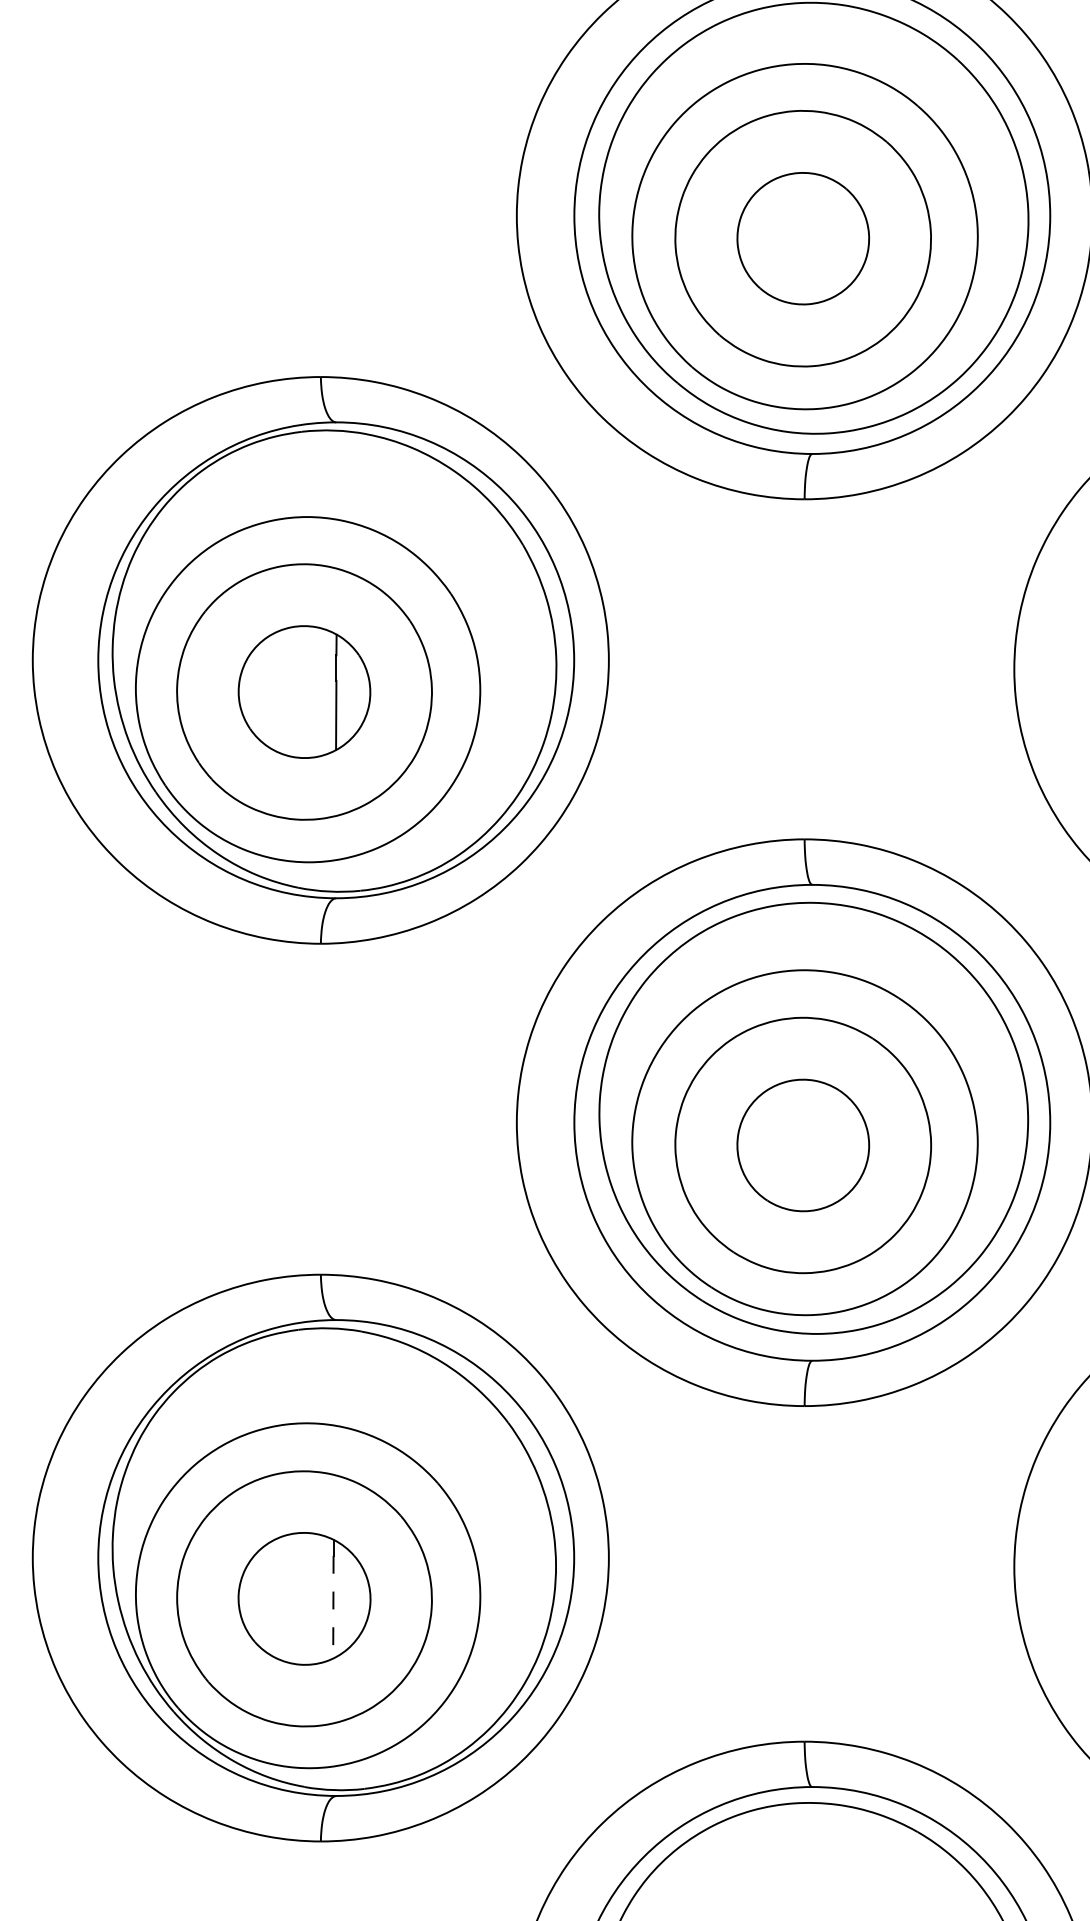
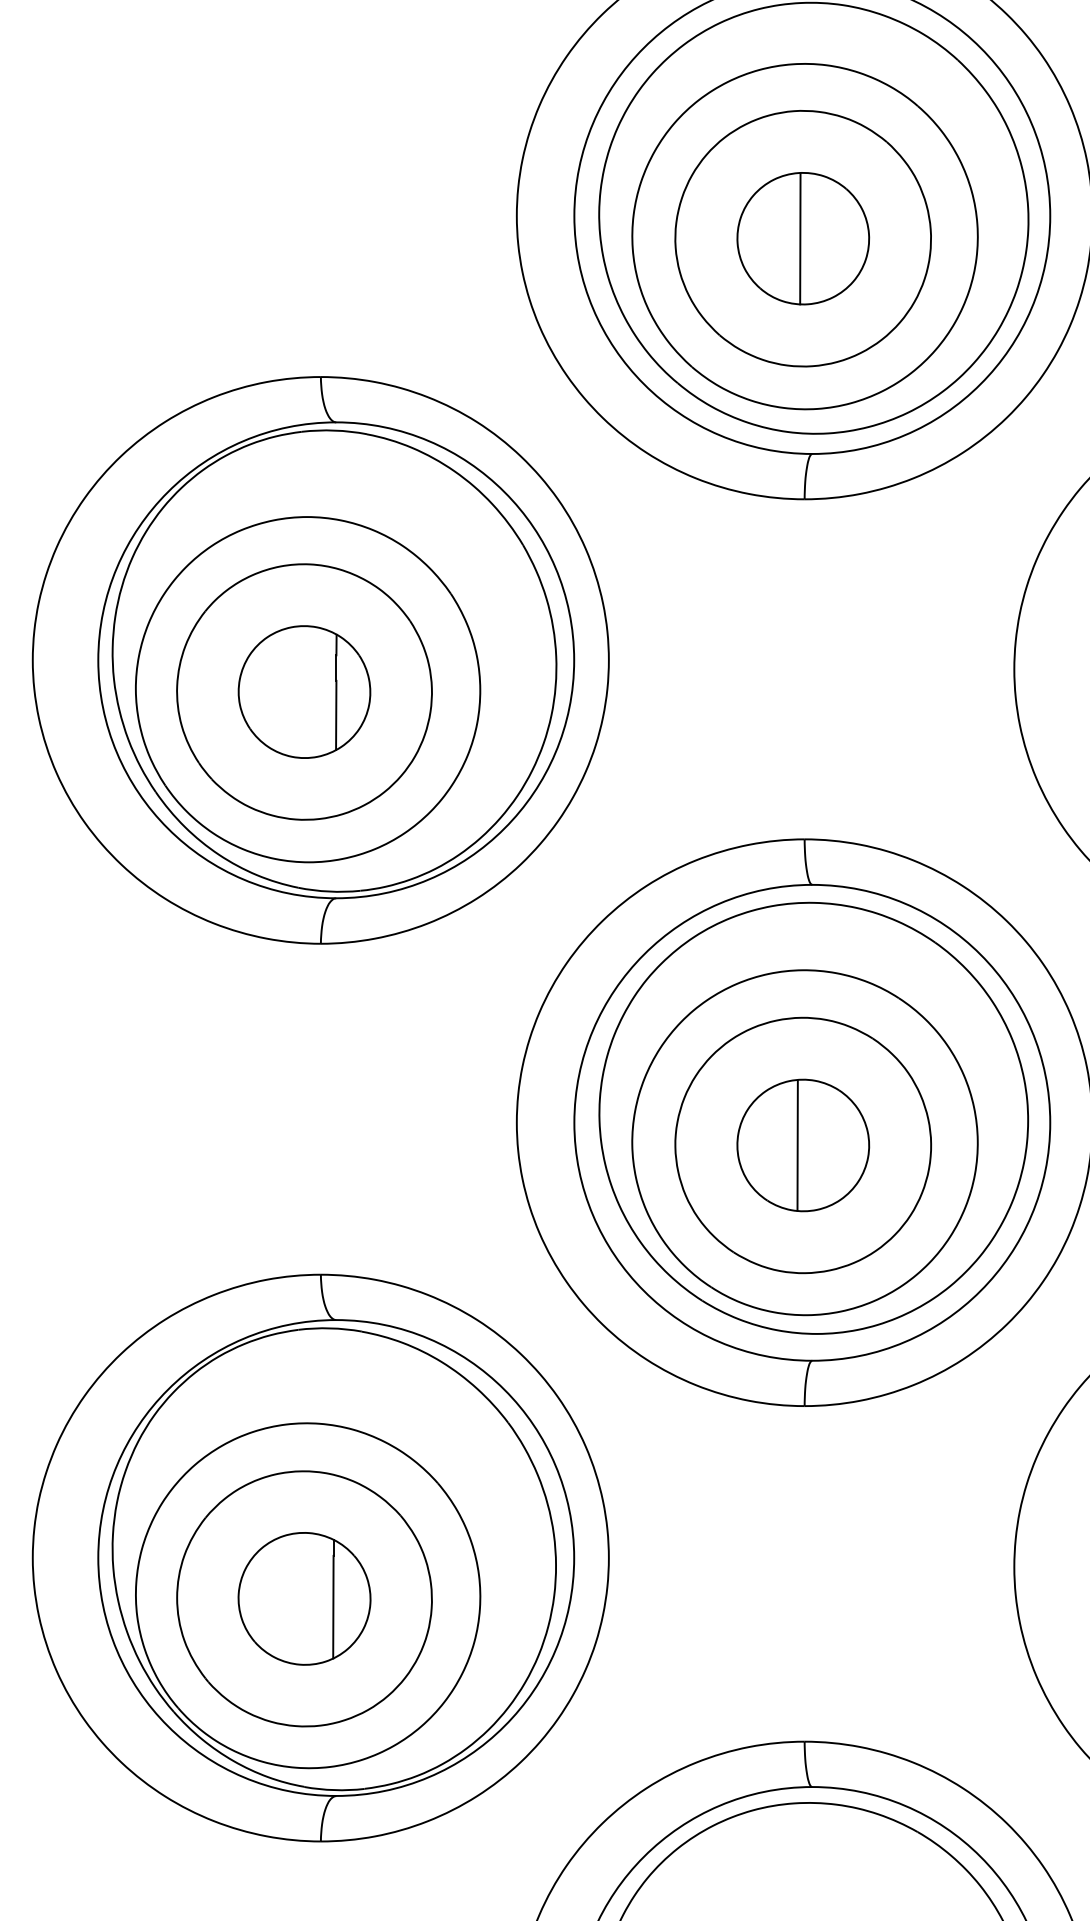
line: none -> present (800, 238)
line: none -> present (797, 1144)
line: dashed -> solid (333, 1607)
